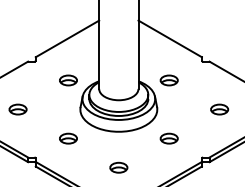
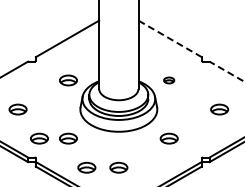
line: solid -> dashed (170, 38)
line: solid -> dashed (226, 71)
part size: 20x13 px -> 13x9 px (169, 80)
part: none -> present (39, 138)
part: none -> present (86, 167)
